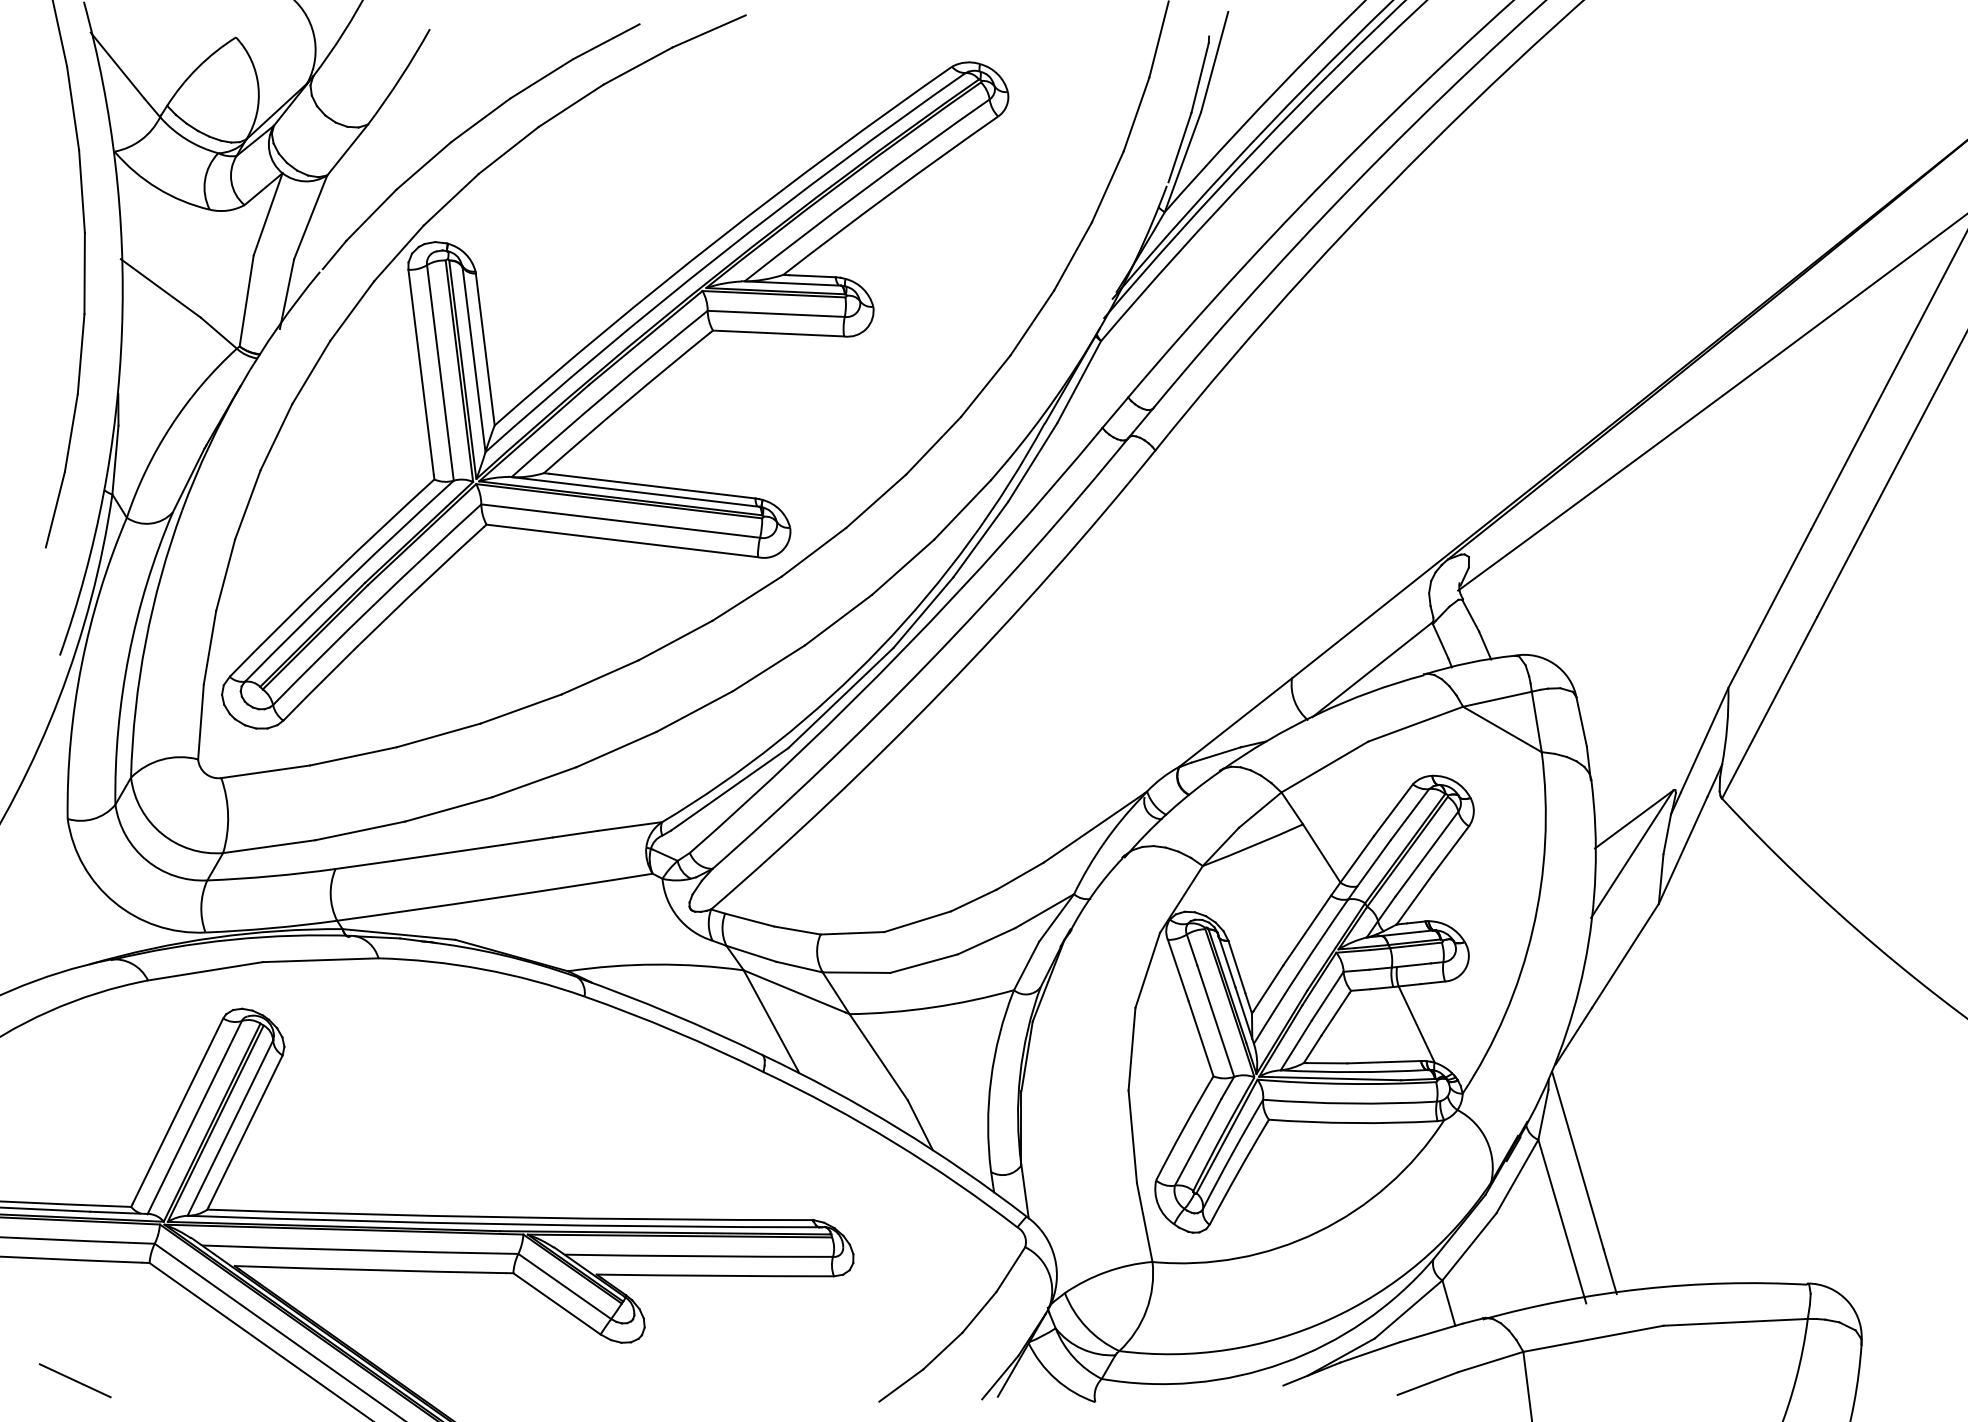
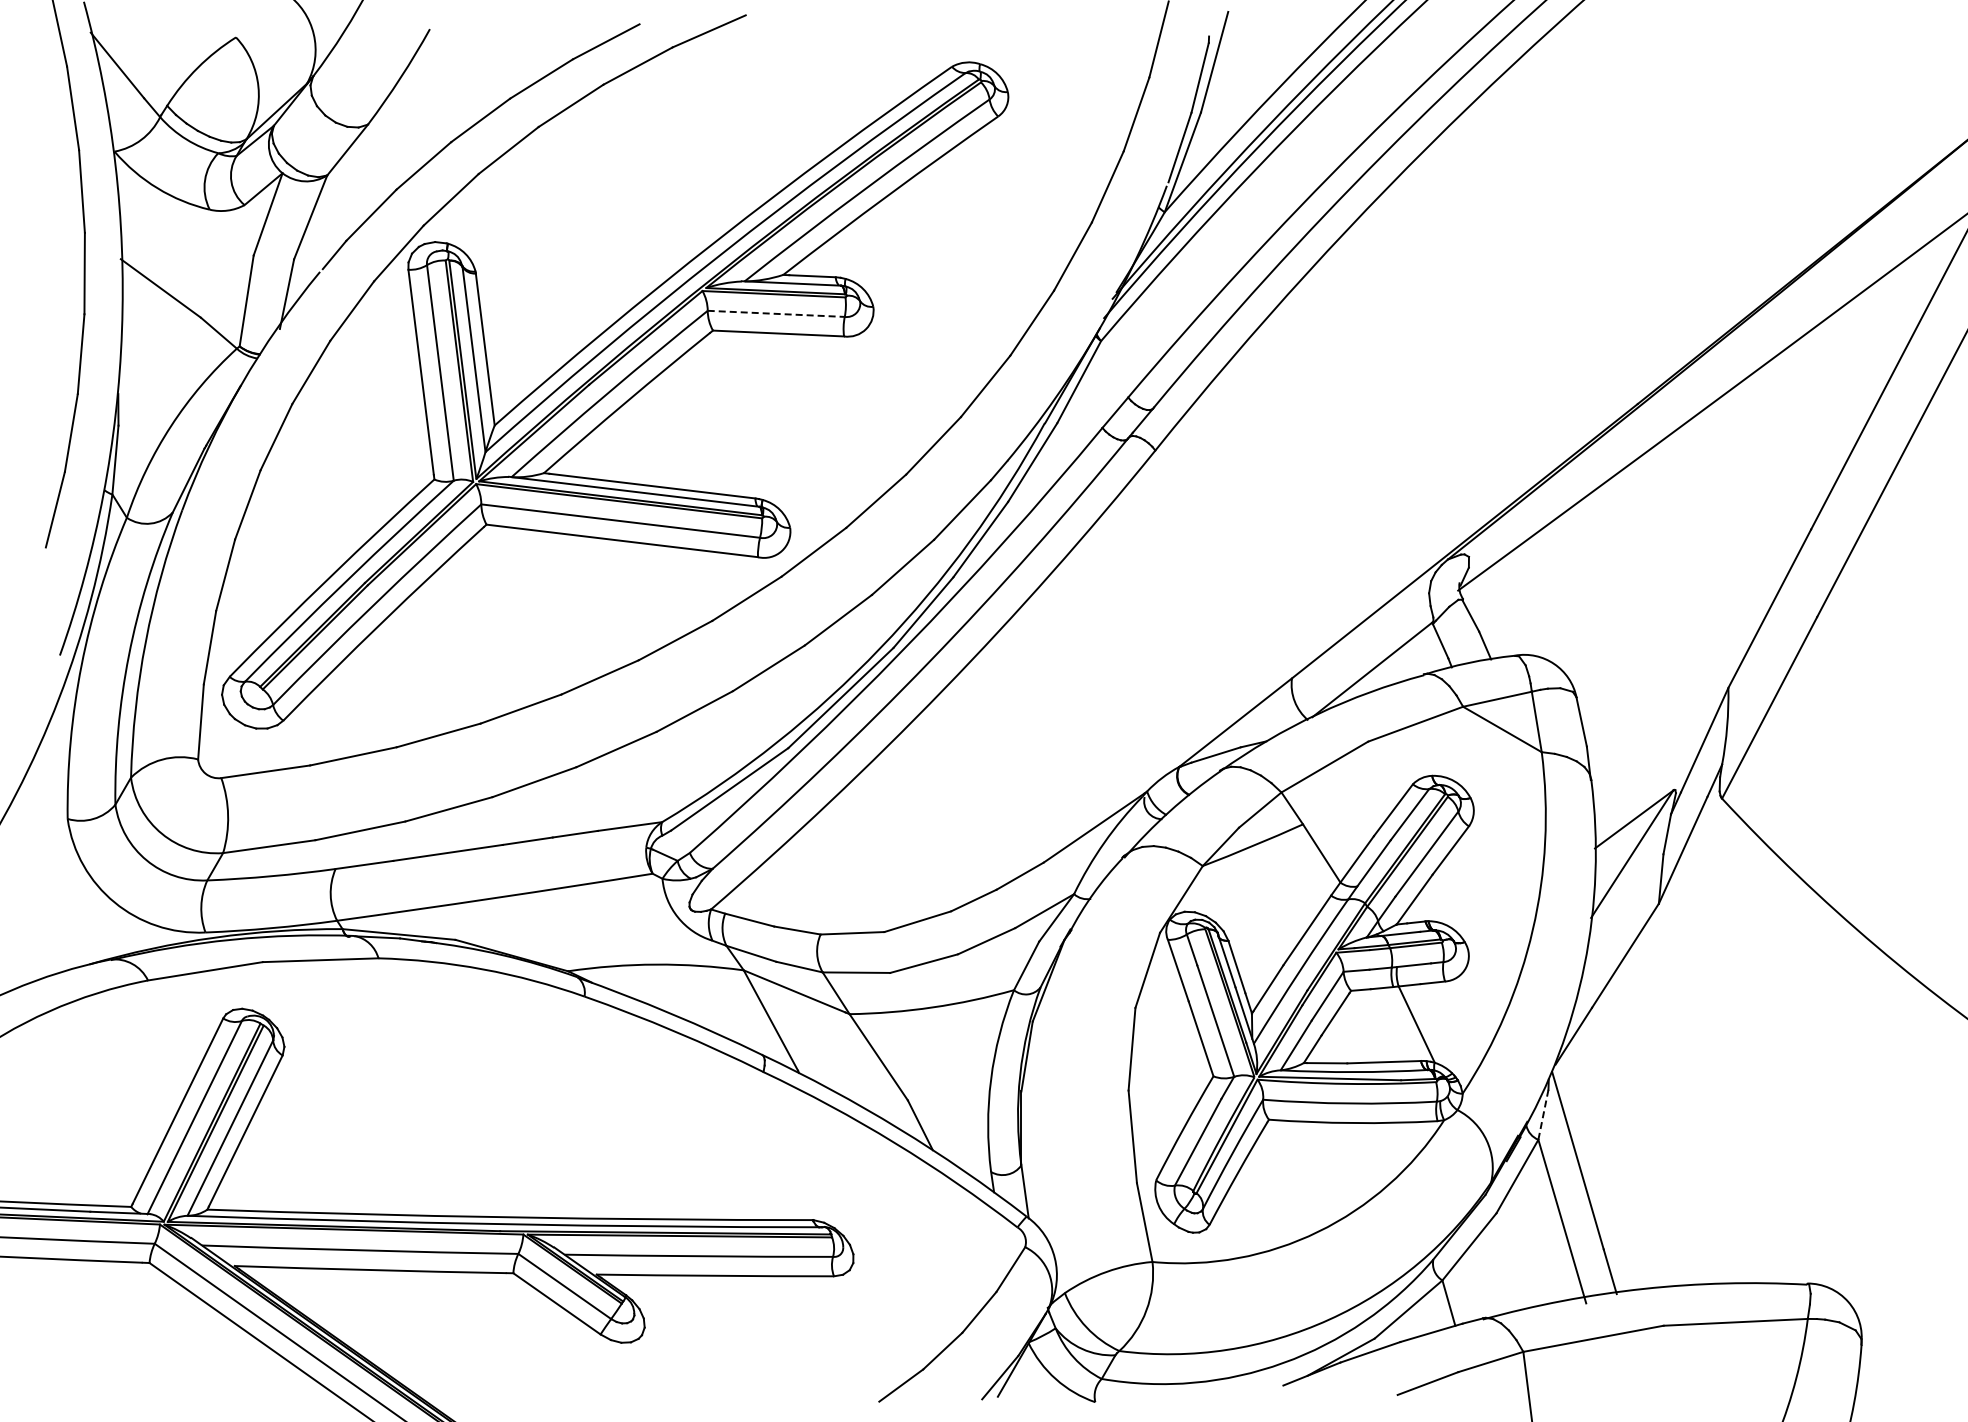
line: solid -> dashed (776, 313)
line: solid -> dashed (1543, 1114)
line: present -> none (74, 1380)
